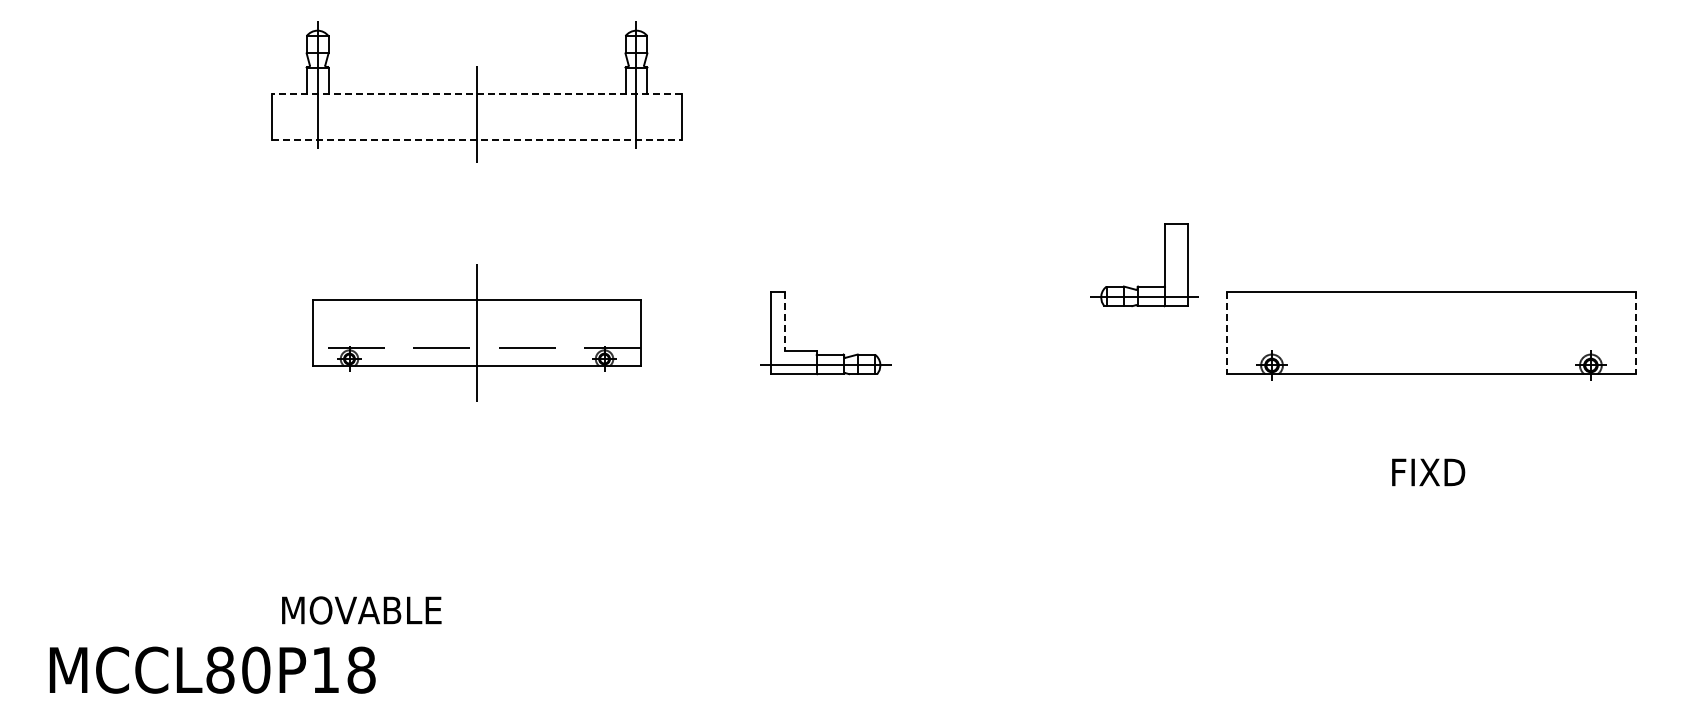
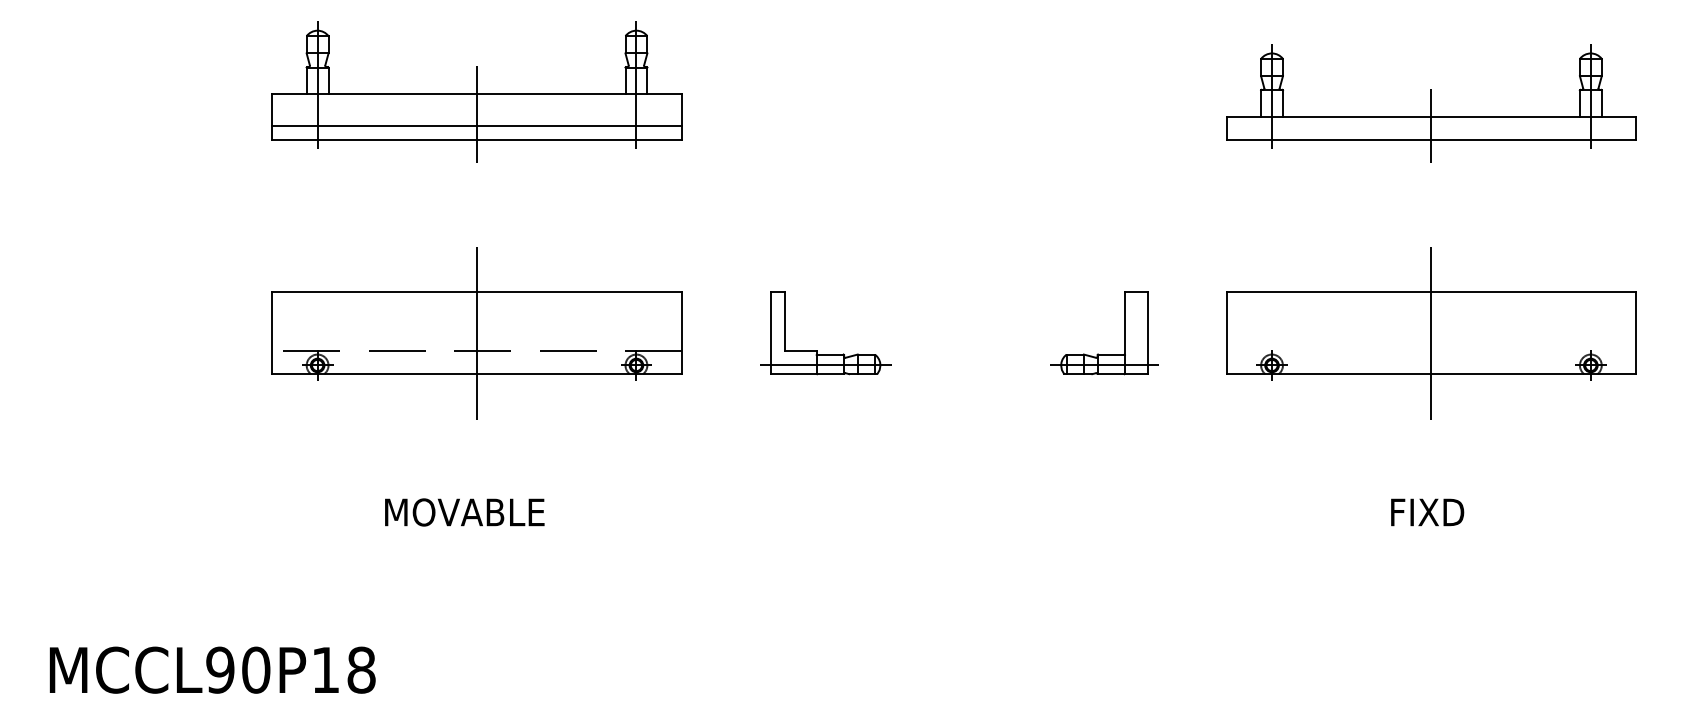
line: dashed -> solid (477, 94)
part: none -> present (1431, 103)
line: none -> present (476, 126)
line: dashed -> solid (477, 140)
part position: (1164, 265) -> (1124, 333) (1124, 333)
line: dashed -> solid (784, 321)
part size: 330x138 px -> 412x173 px (476, 333)
line: none -> present (1431, 332)
line: dashed -> solid (1226, 333)
line: dashed -> solid (1636, 333)
text position: (1428, 472) -> (1427, 512) (1427, 512)
text position: (361, 610) -> (464, 512) (464, 512)
text: MCCL80P18 -> MCCL90P18 (220, 669)
